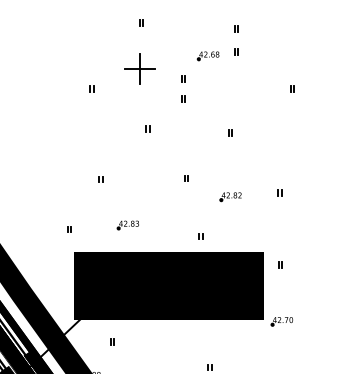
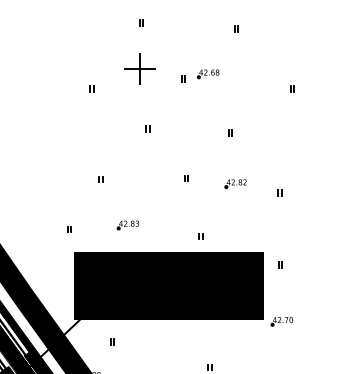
part: present -> none (236, 51)
part position: (207, 56) -> (207, 74) (207, 74)
part: present -> none (183, 98)
part position: (230, 197) -> (235, 184) (235, 184)
